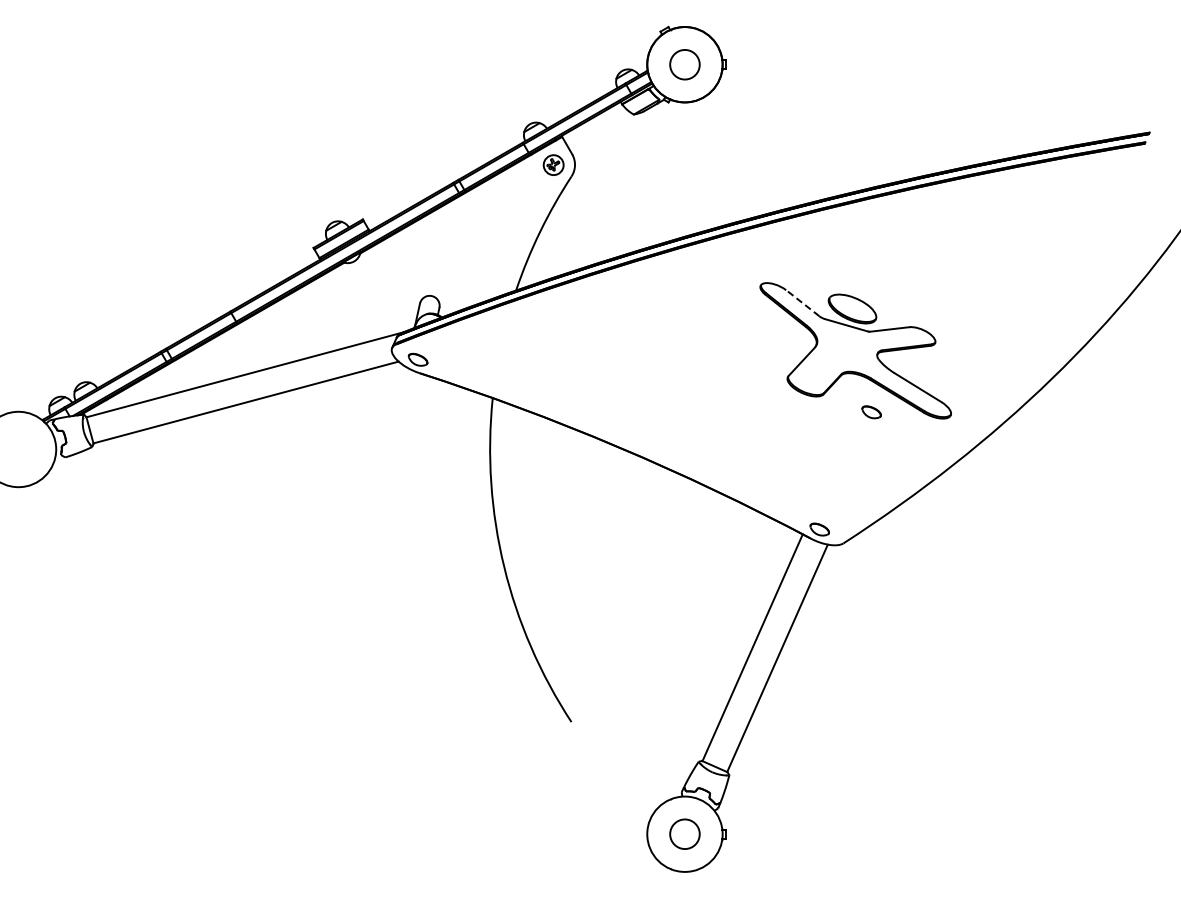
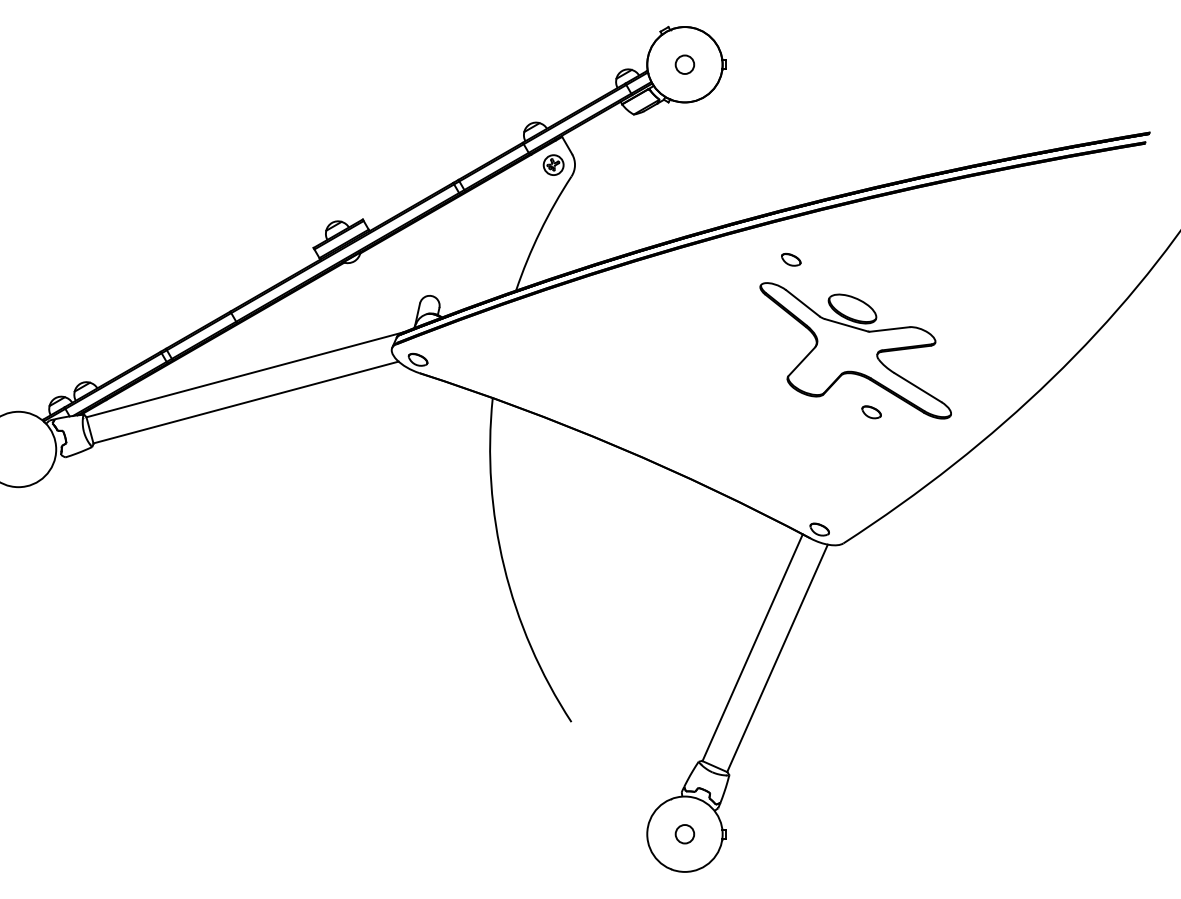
circle diameter: 30 px -> 18 px (684, 64)
part: none -> present (791, 259)
line: dashed -> solid (802, 302)
circle diameter: 30 px -> 18 px (684, 834)
